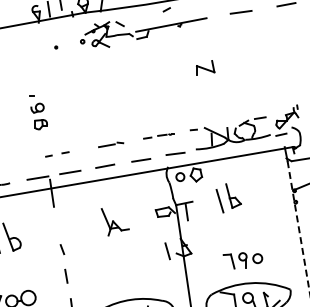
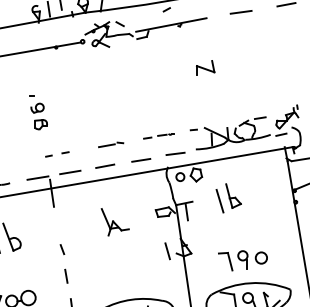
line: none -> present (41, 49)
line: dashed -> solid (298, 228)
part size: 42x18 px -> 50x22 px (242, 260)
